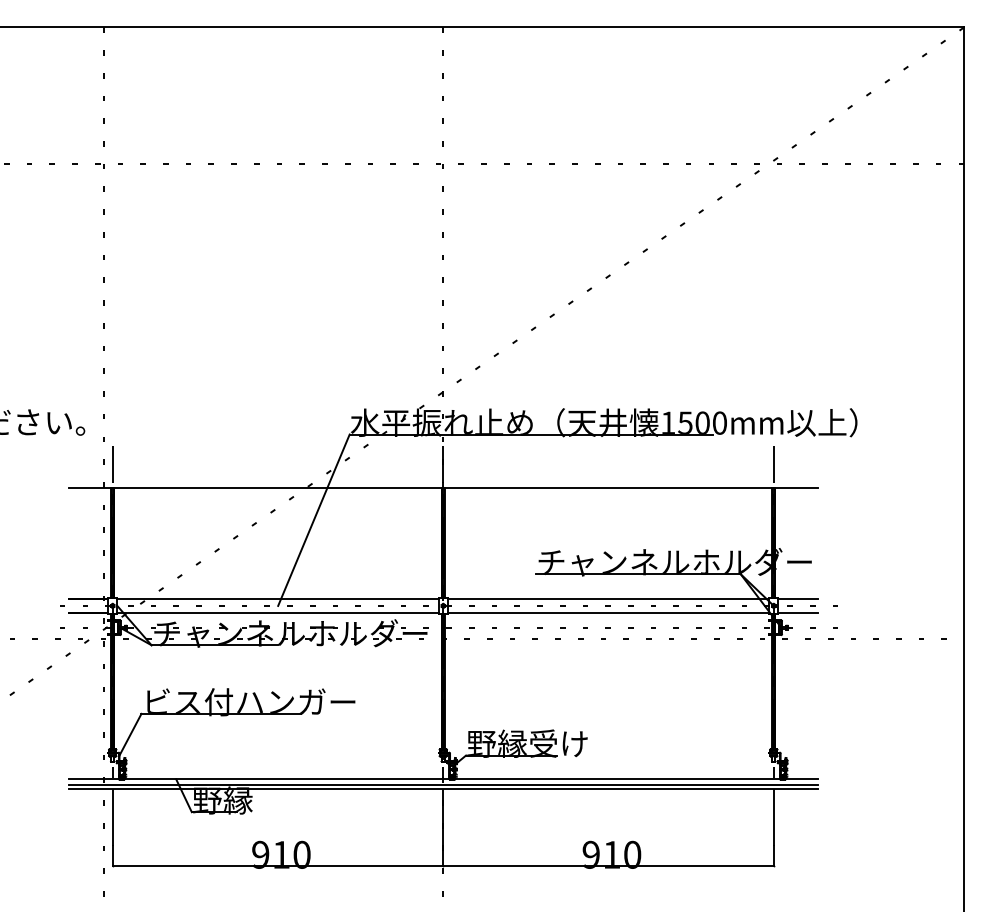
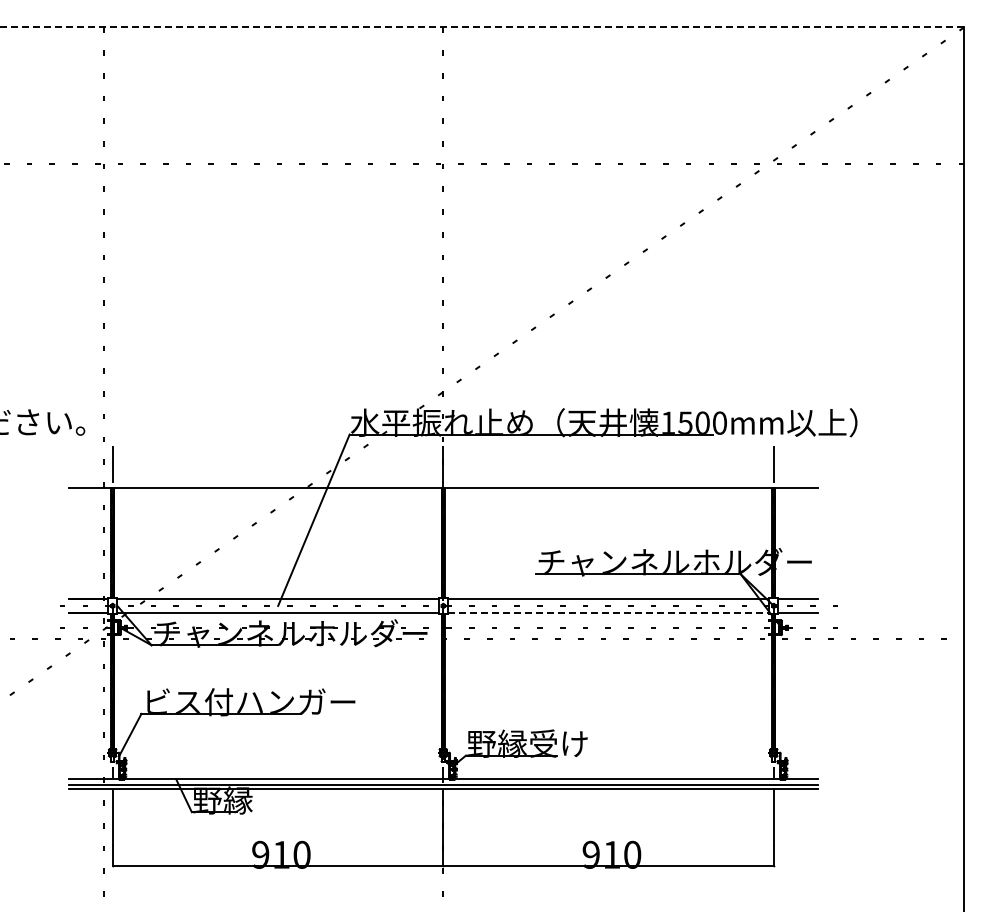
line: solid -> dashed (482, 27)
line: solid -> dashed (608, 613)
